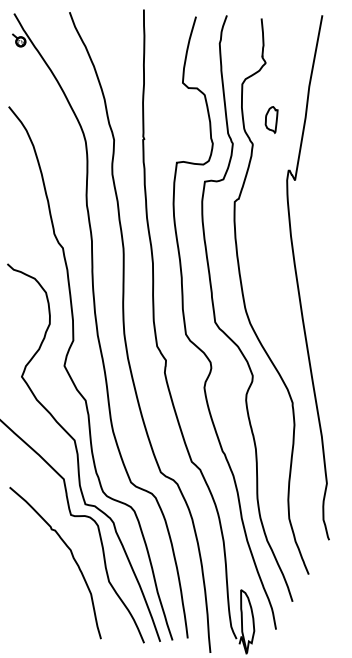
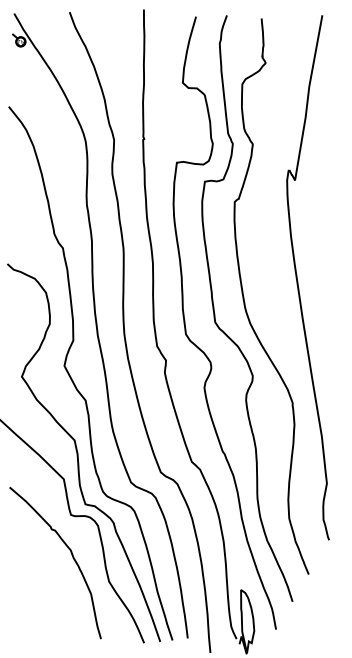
part: present -> none (271, 119)
